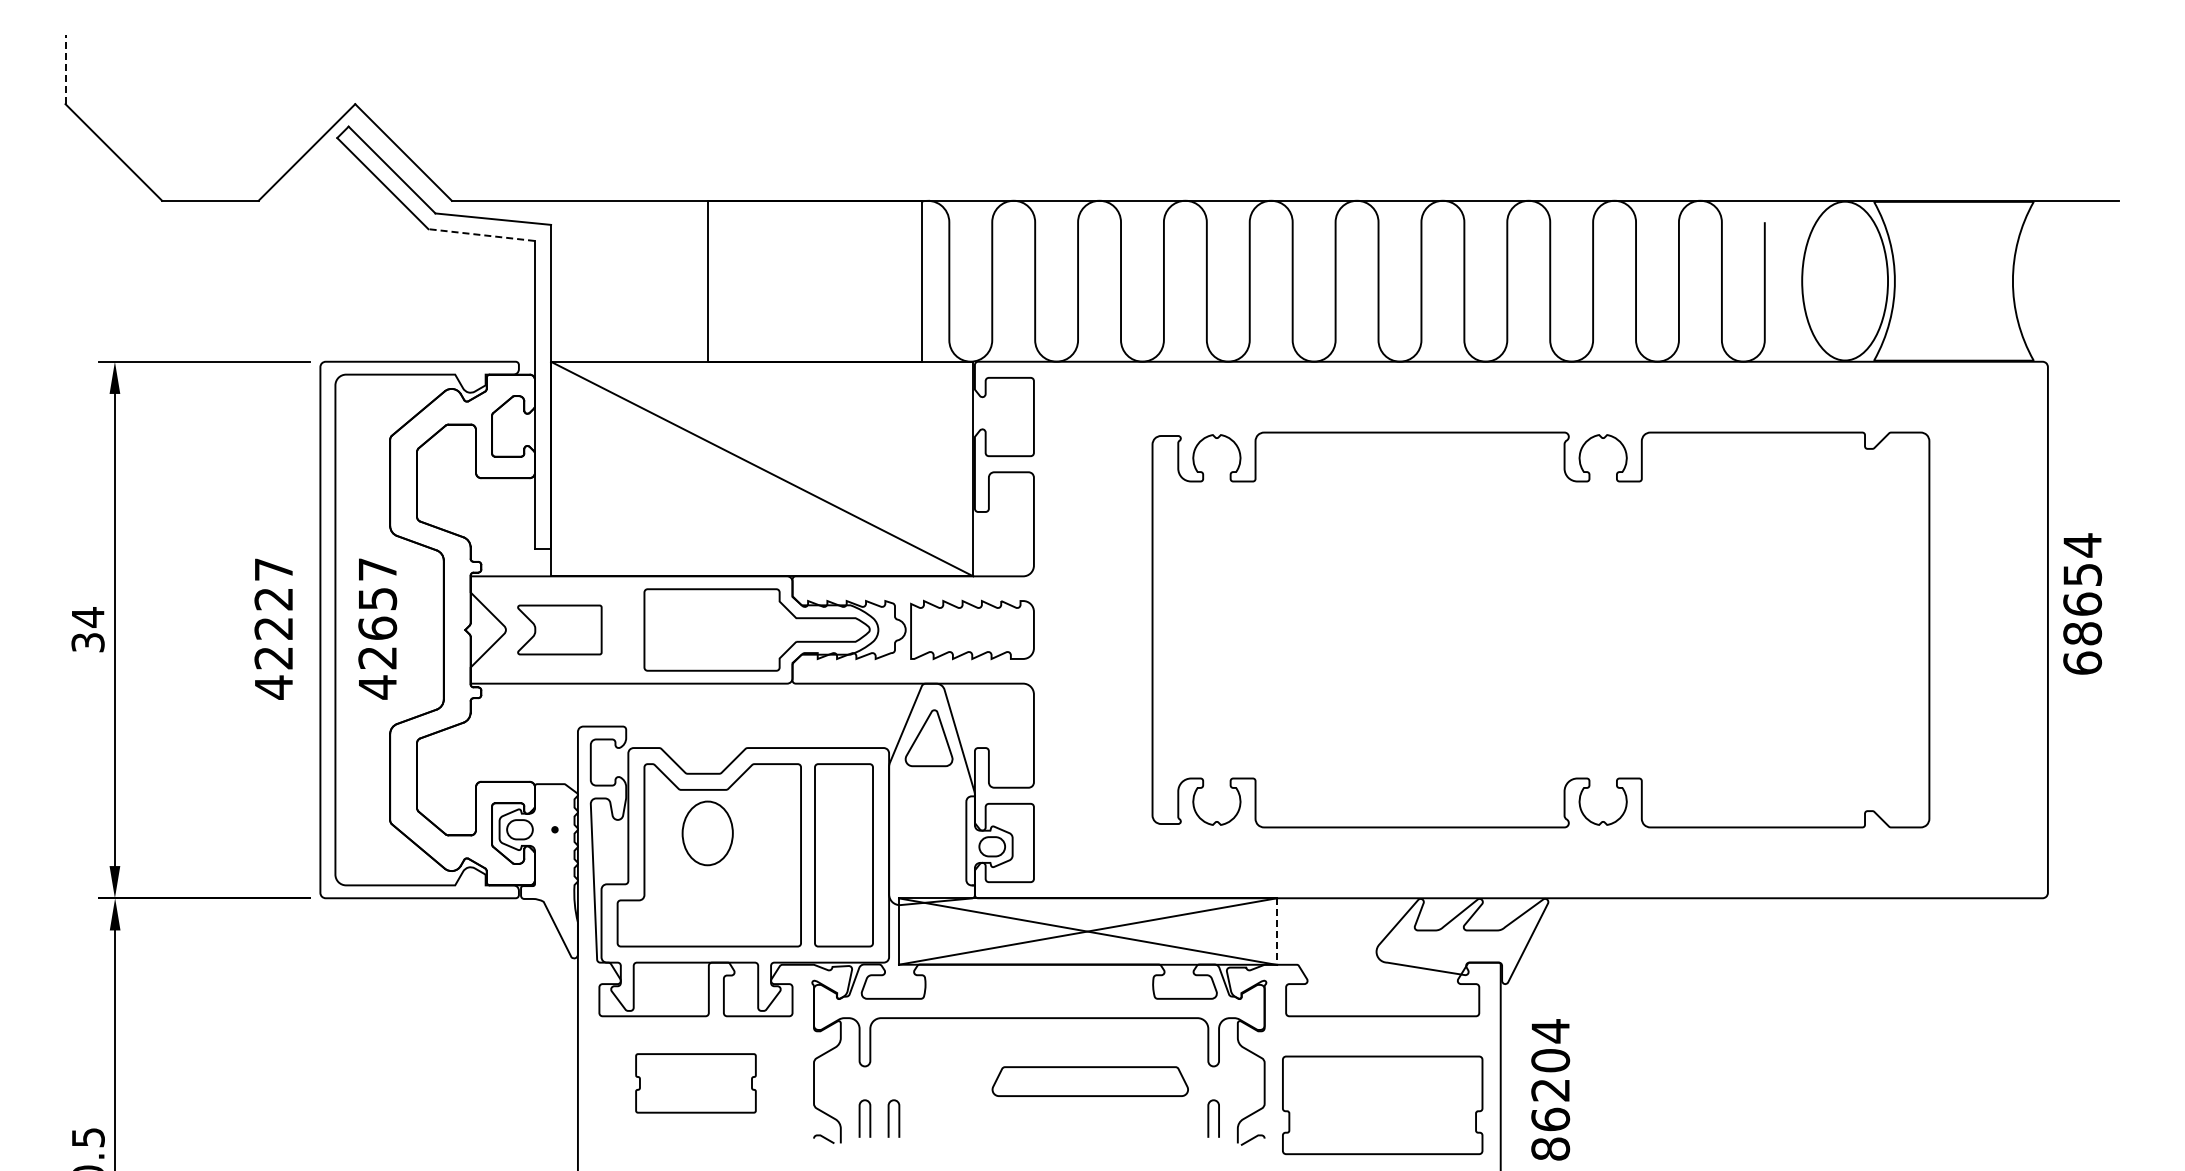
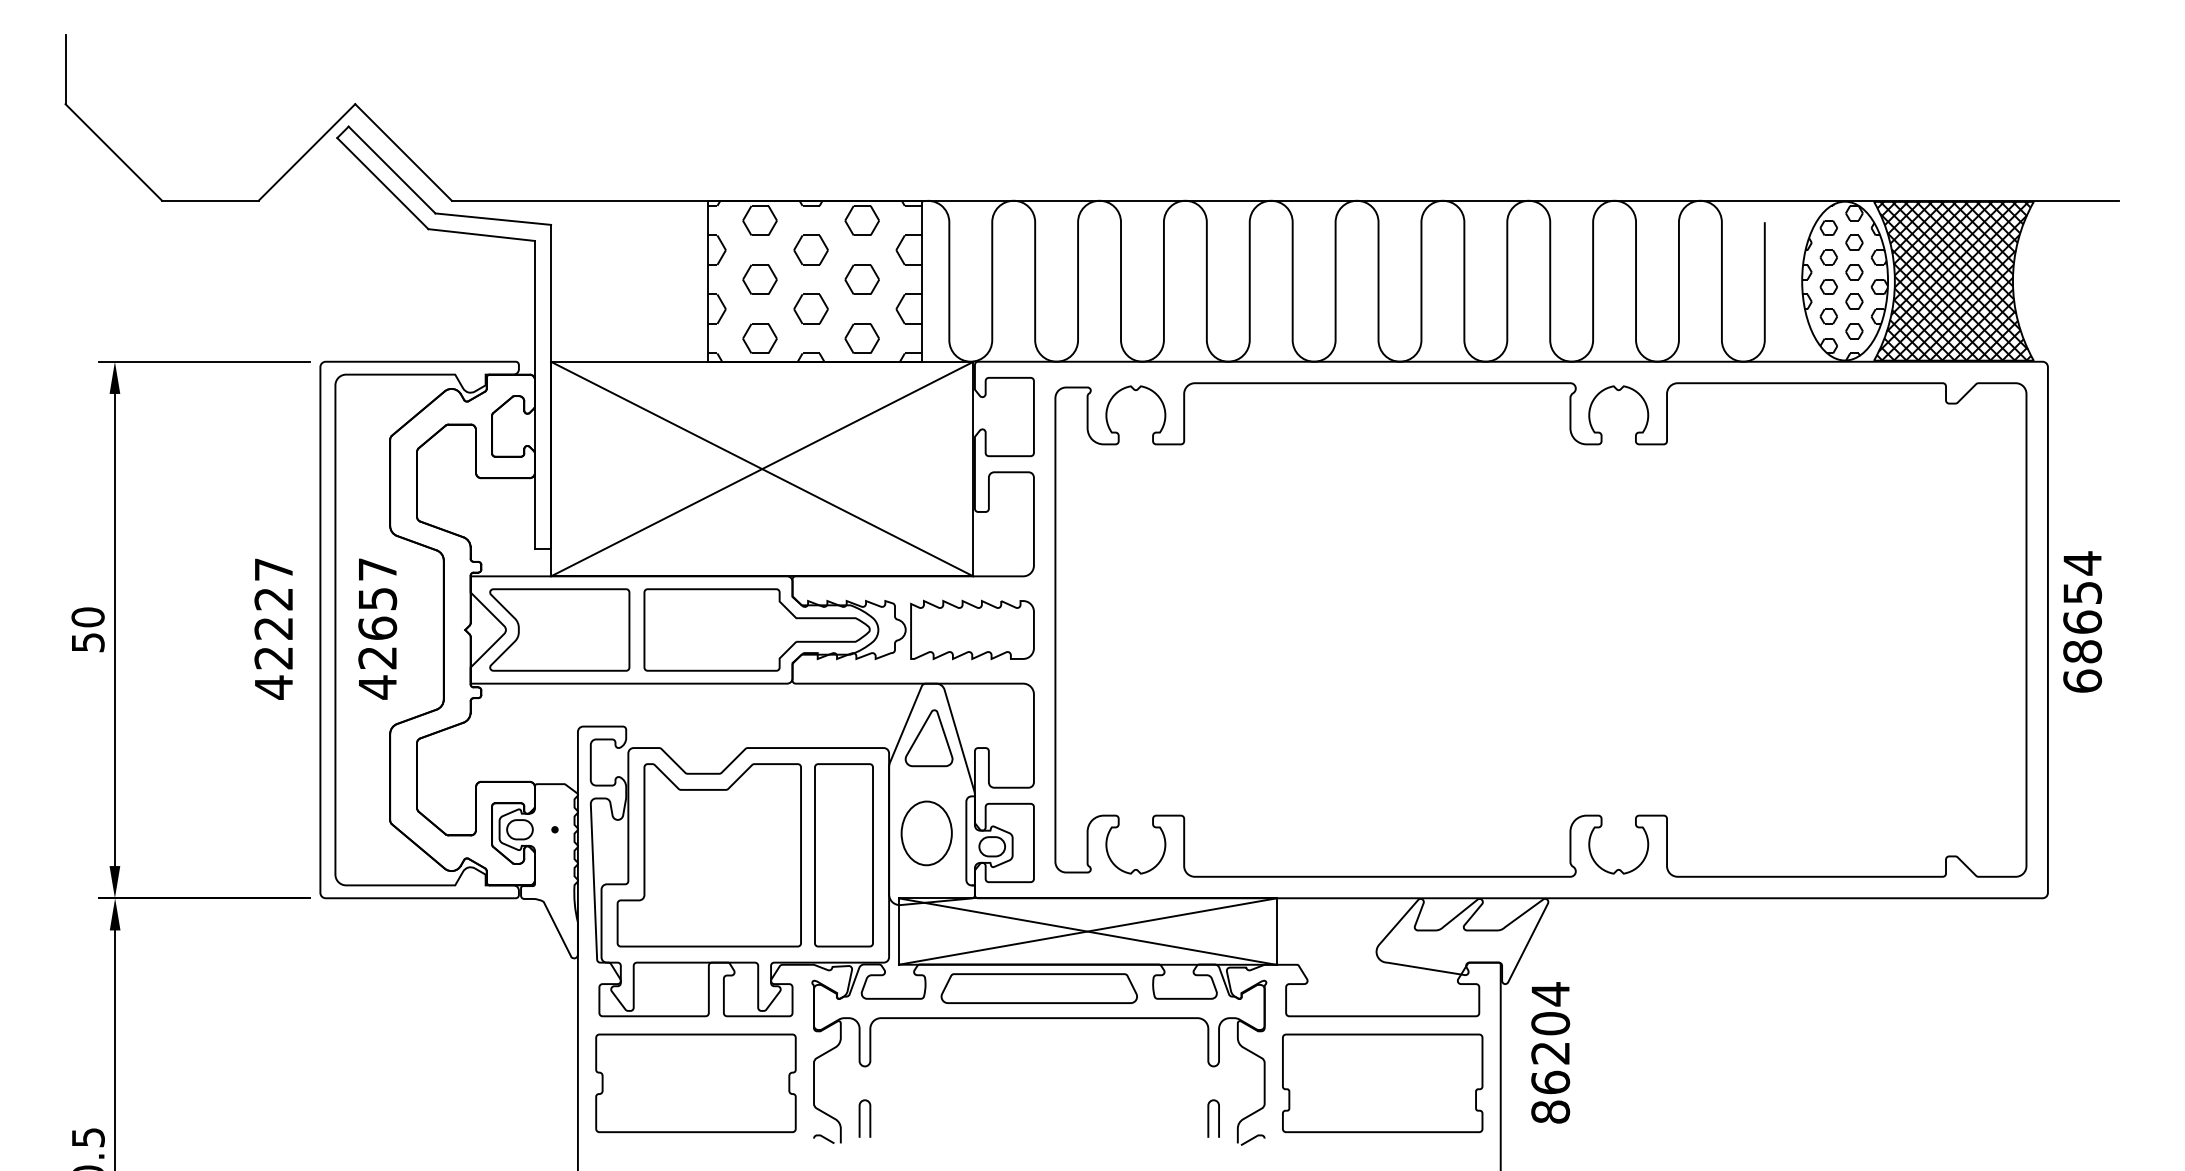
line: dashed -> solid (65, 69)
line: dashed -> solid (481, 235)
hatch: none -> present (814, 280)
hatch: none -> present (1954, 280)
hatch: none -> present (1844, 282)
line: none -> present (762, 468)
text position: (2082, 603) -> (2082, 621) (2082, 621)
text: 34 -> 50 (87, 629)
part size: 86x52 px -> 142x84 px (559, 629)
part size: 780x398 px -> 974x496 px (1540, 629)
part position: (707, 833) -> (926, 833) (926, 833)
line: dashed -> solid (1277, 931)
curve position: (1089, 1067) -> (1038, 974) (1038, 974)
part size: 122x61 px -> 202x101 px (695, 1083)
text position: (1550, 1089) -> (1550, 1052) (1550, 1052)
part position: (1382, 1105) -> (1382, 1083) (1382, 1083)
curve: present -> none (889, 1118)
